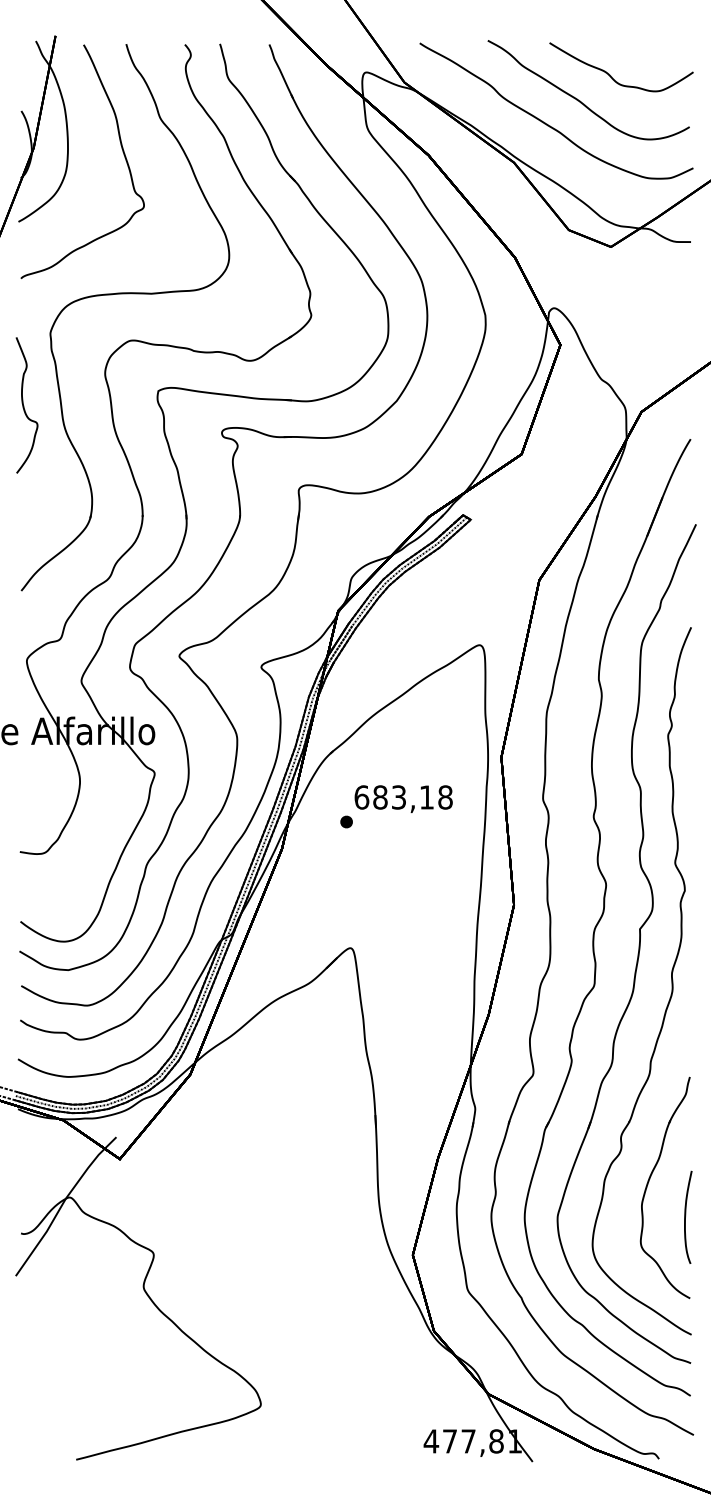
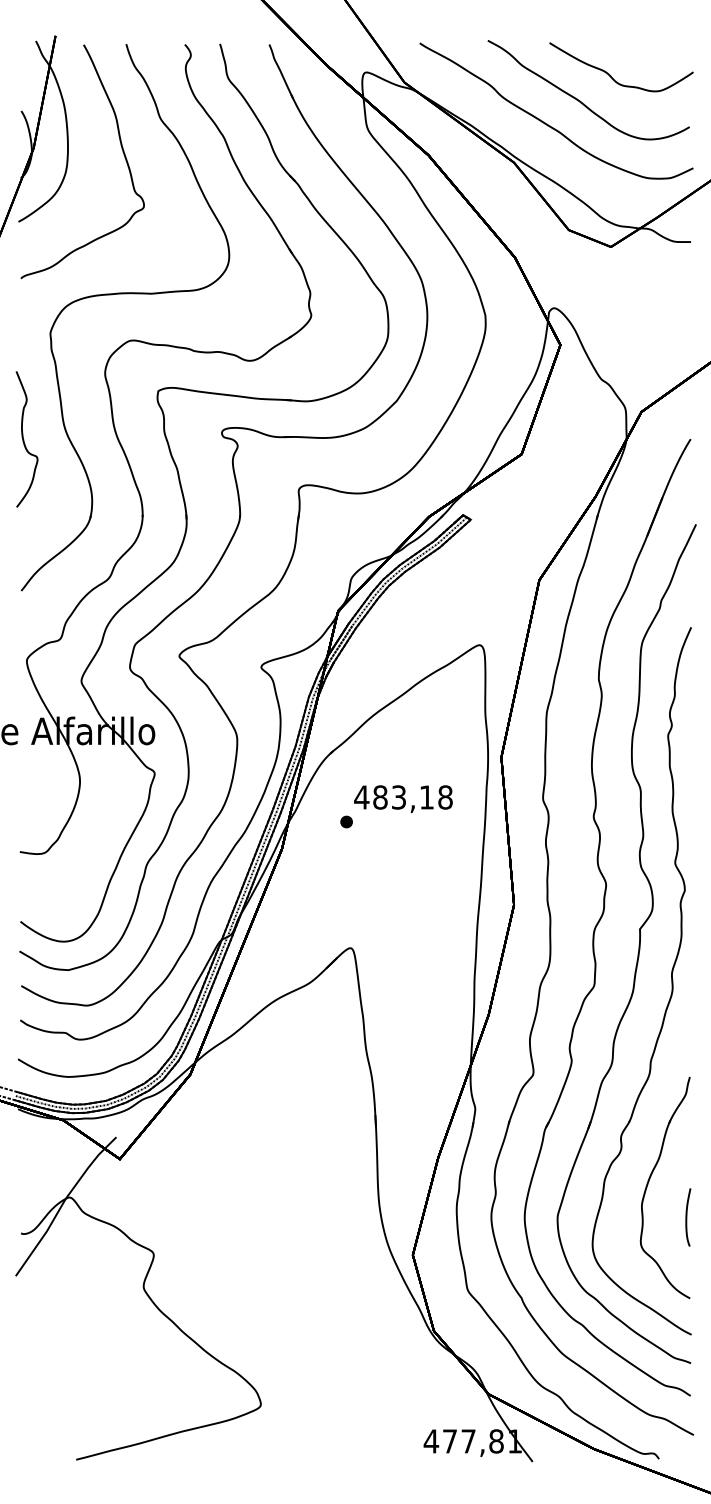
curve position: (24, 405) -> (24, 439) (24, 439)
text: 683,18 -> 483,18 (361, 797)
part size: 9x94 px -> 7x59 px (688, 1217)
